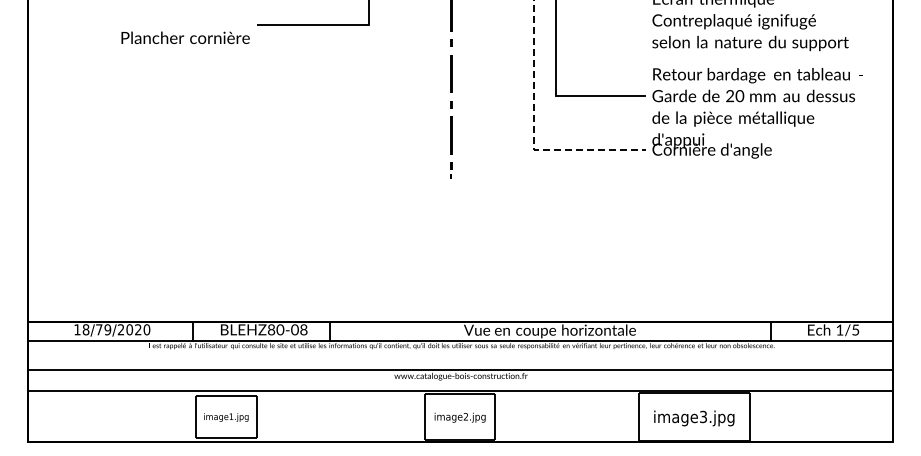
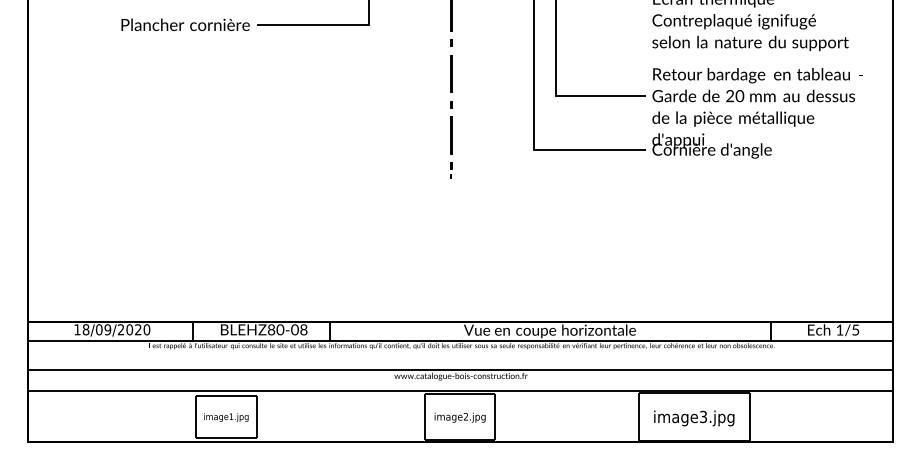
text position: (185, 37) -> (185, 24) (185, 24)
line: dashed -> solid (534, 131)
text: 18/79/2020 -> 18/09/2020 (99, 329)
